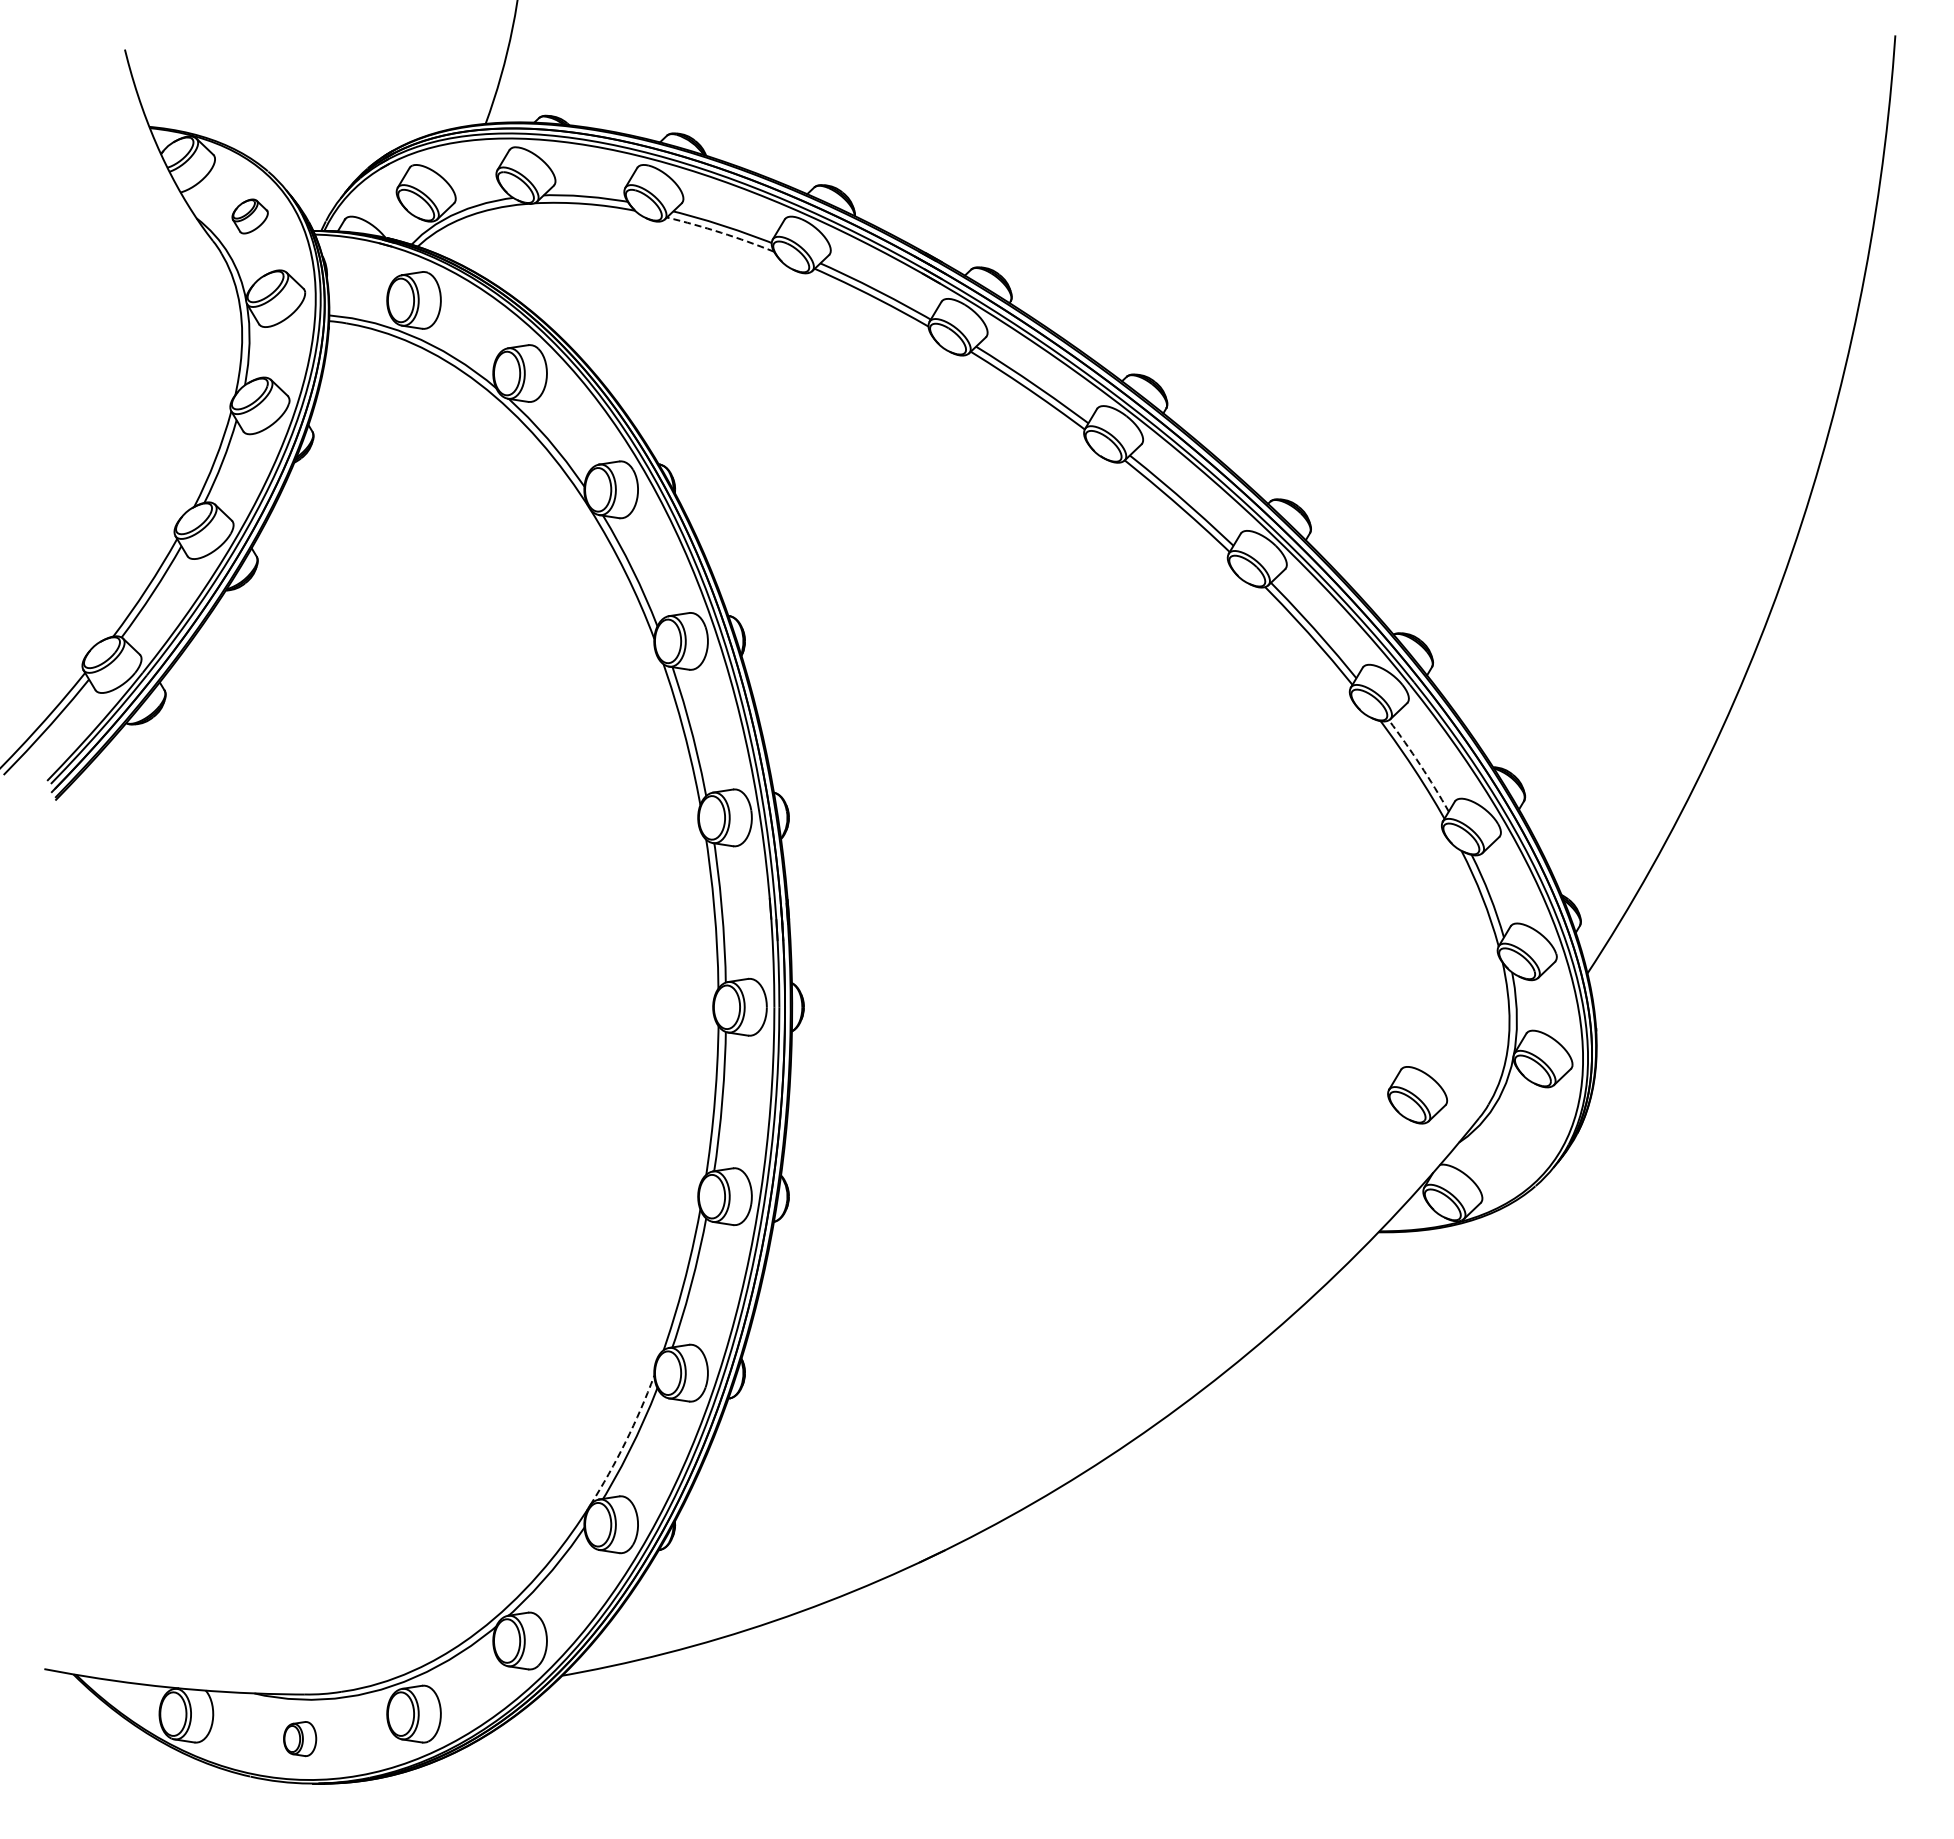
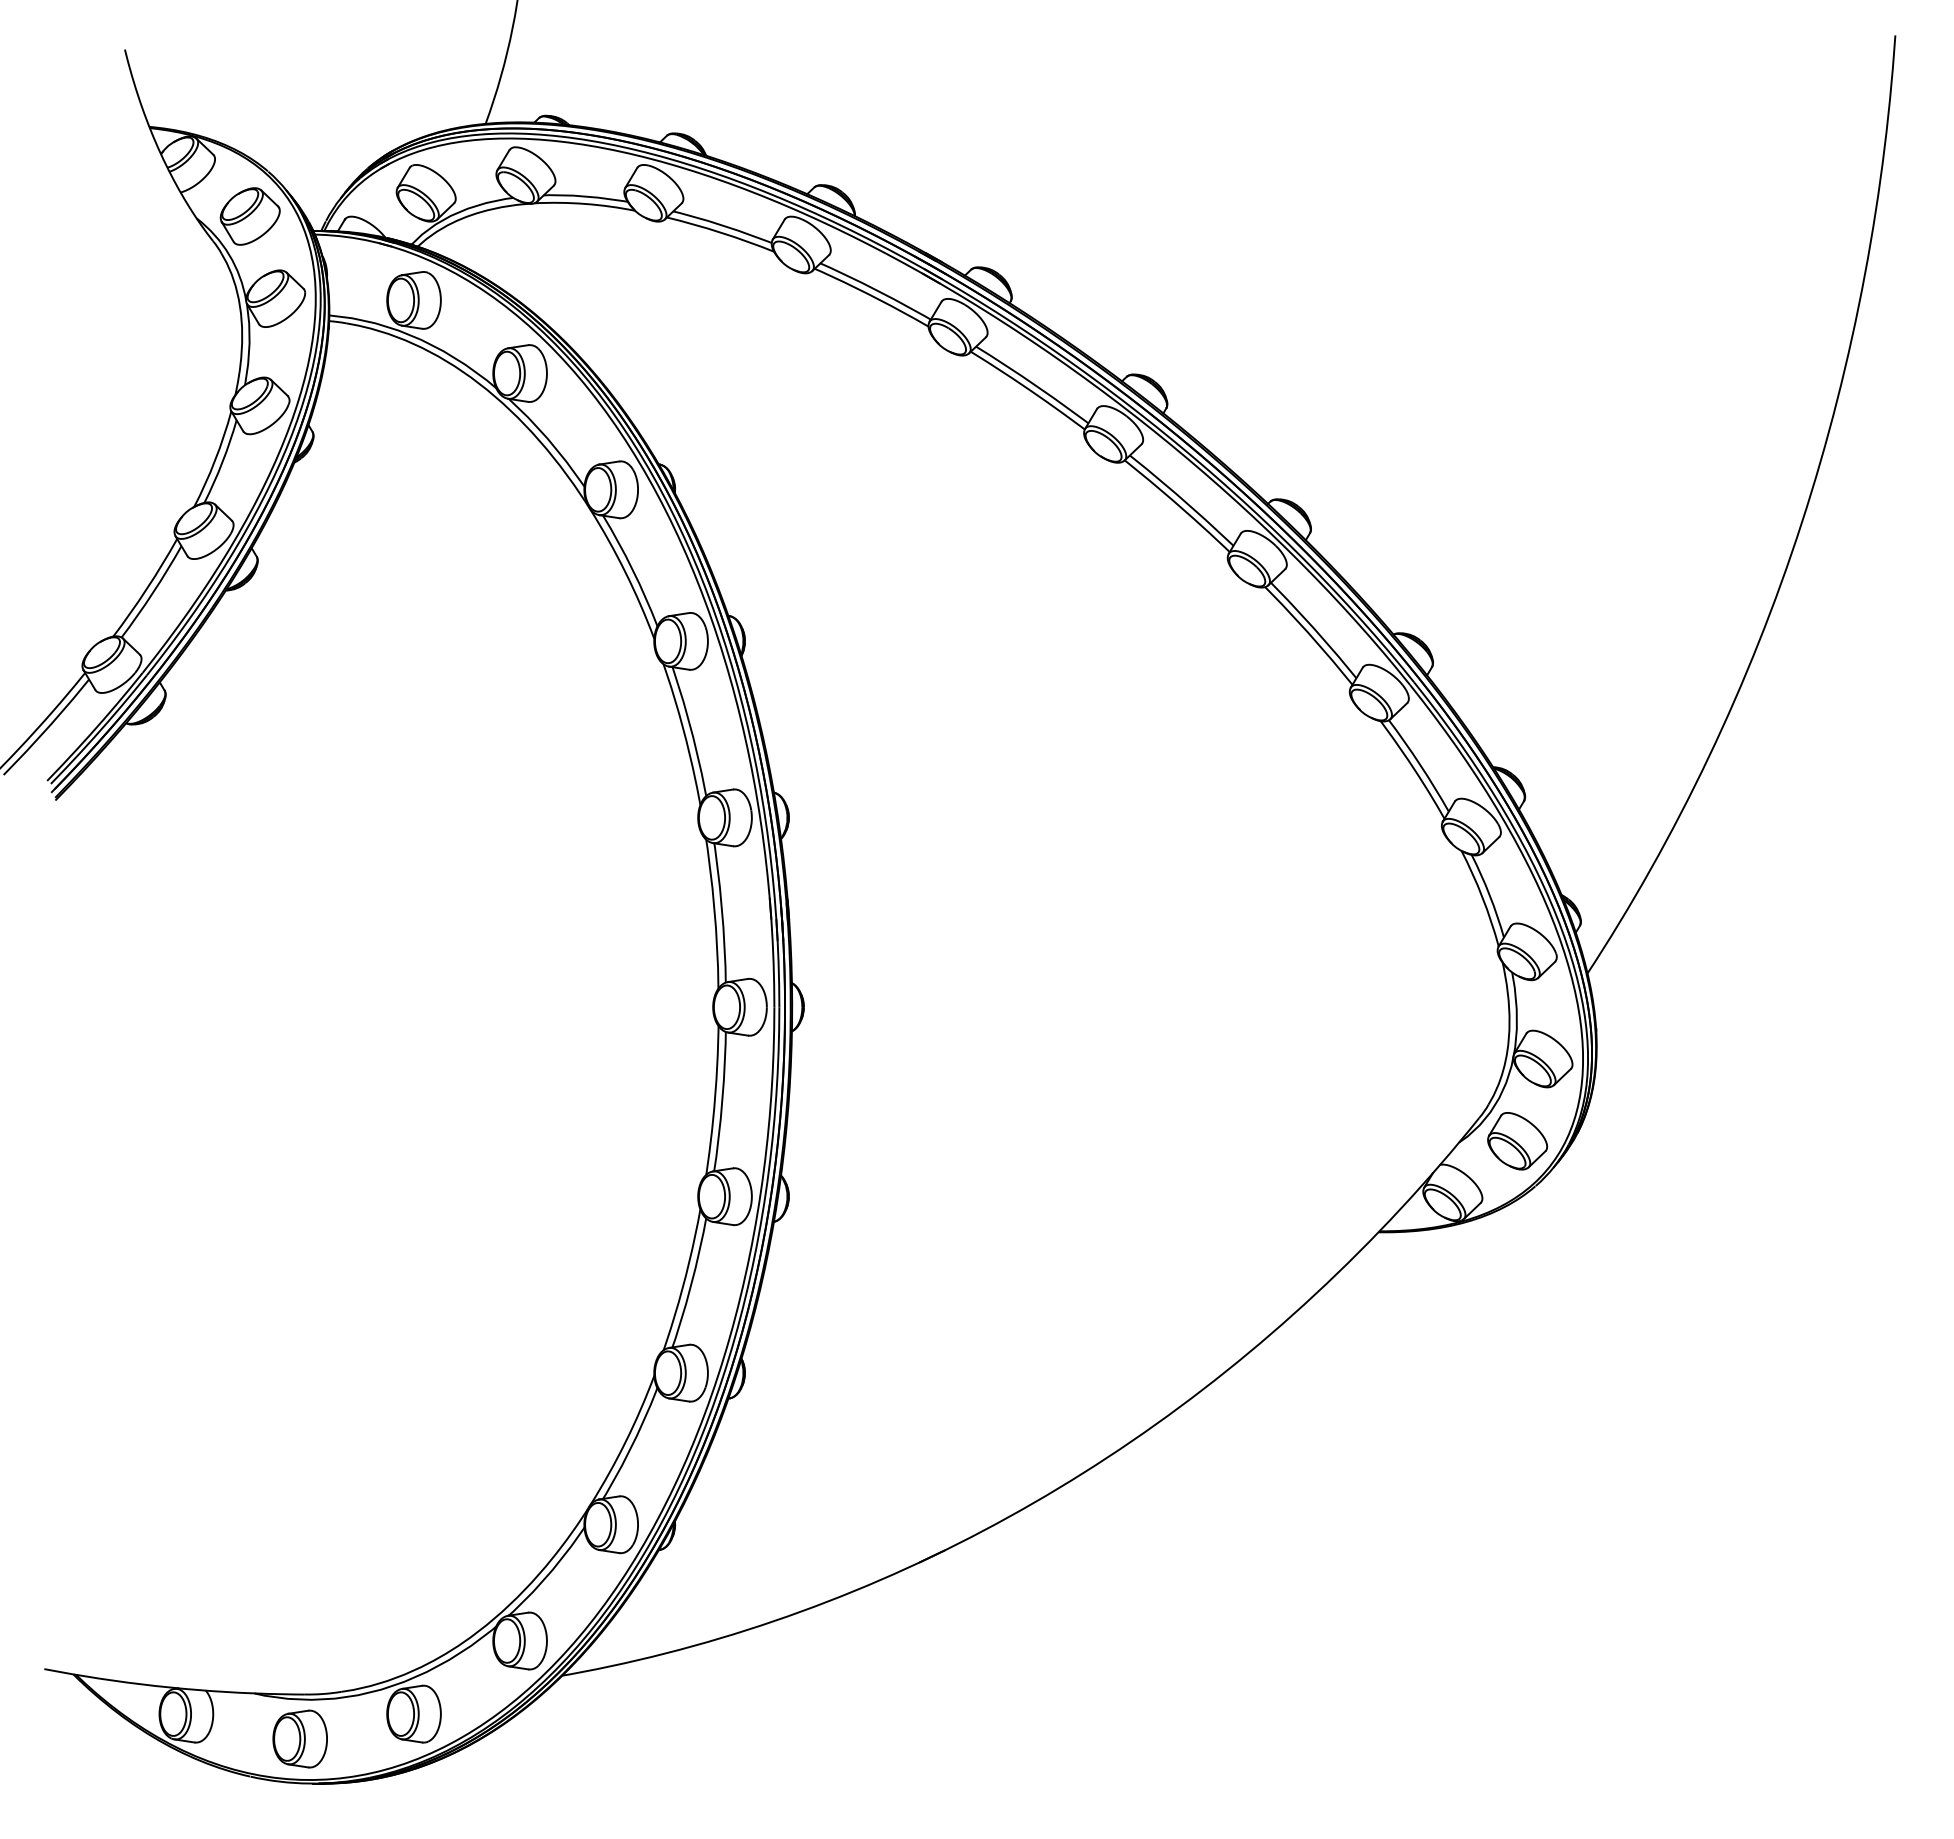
part size: 38x37 px -> 62x59 px (249, 216)
arc: dashed -> solid (721, 232)
arc: dashed -> solid (1420, 765)
part position: (1417, 1095) -> (1517, 1141) (1517, 1141)
arc: dashed -> solid (625, 1442)
part size: 35x37 px -> 56x60 px (299, 1738)
